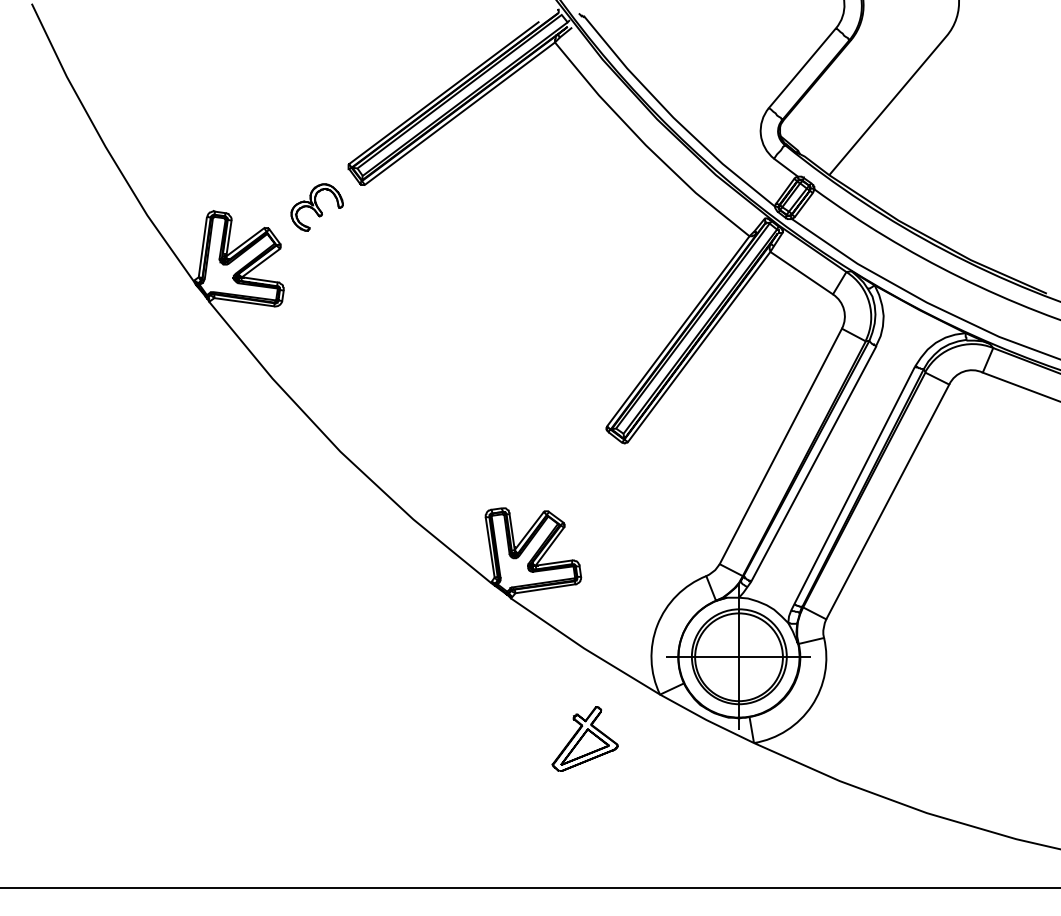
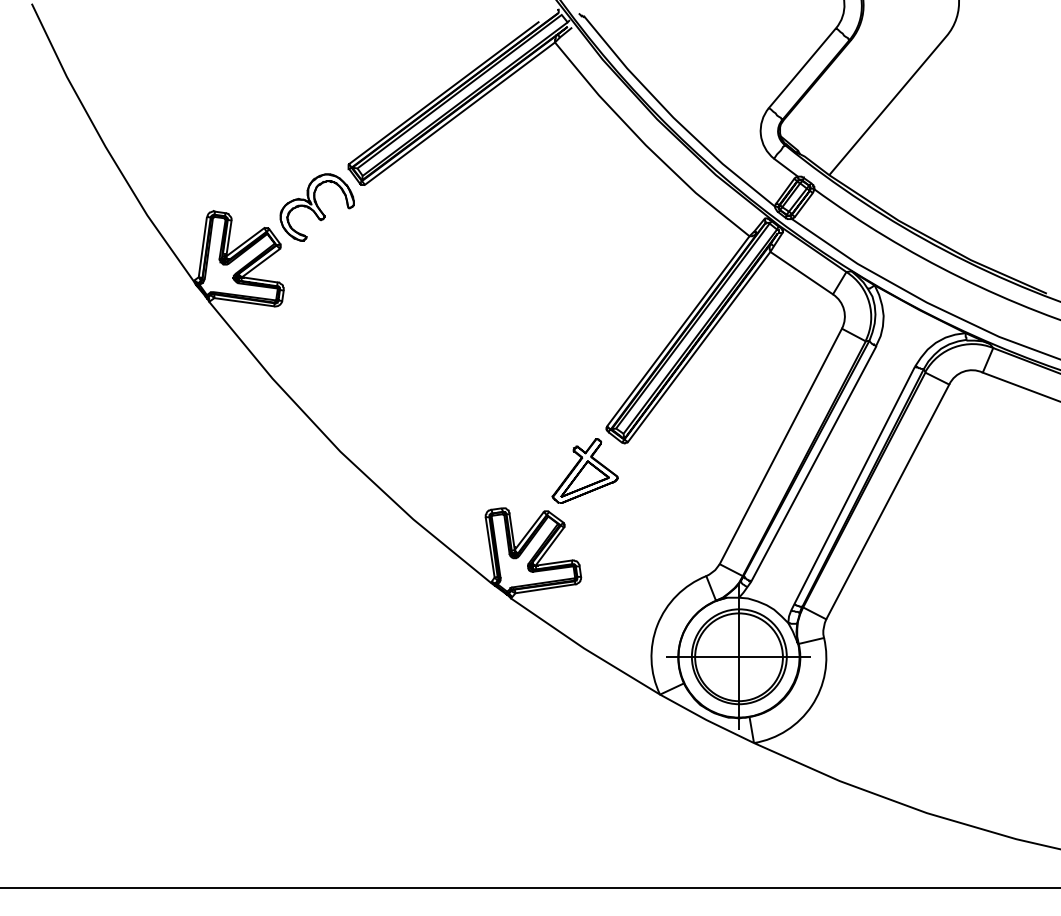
part size: 54x49 px -> 76x69 px (316, 207)
part position: (584, 738) -> (584, 470) (584, 470)
